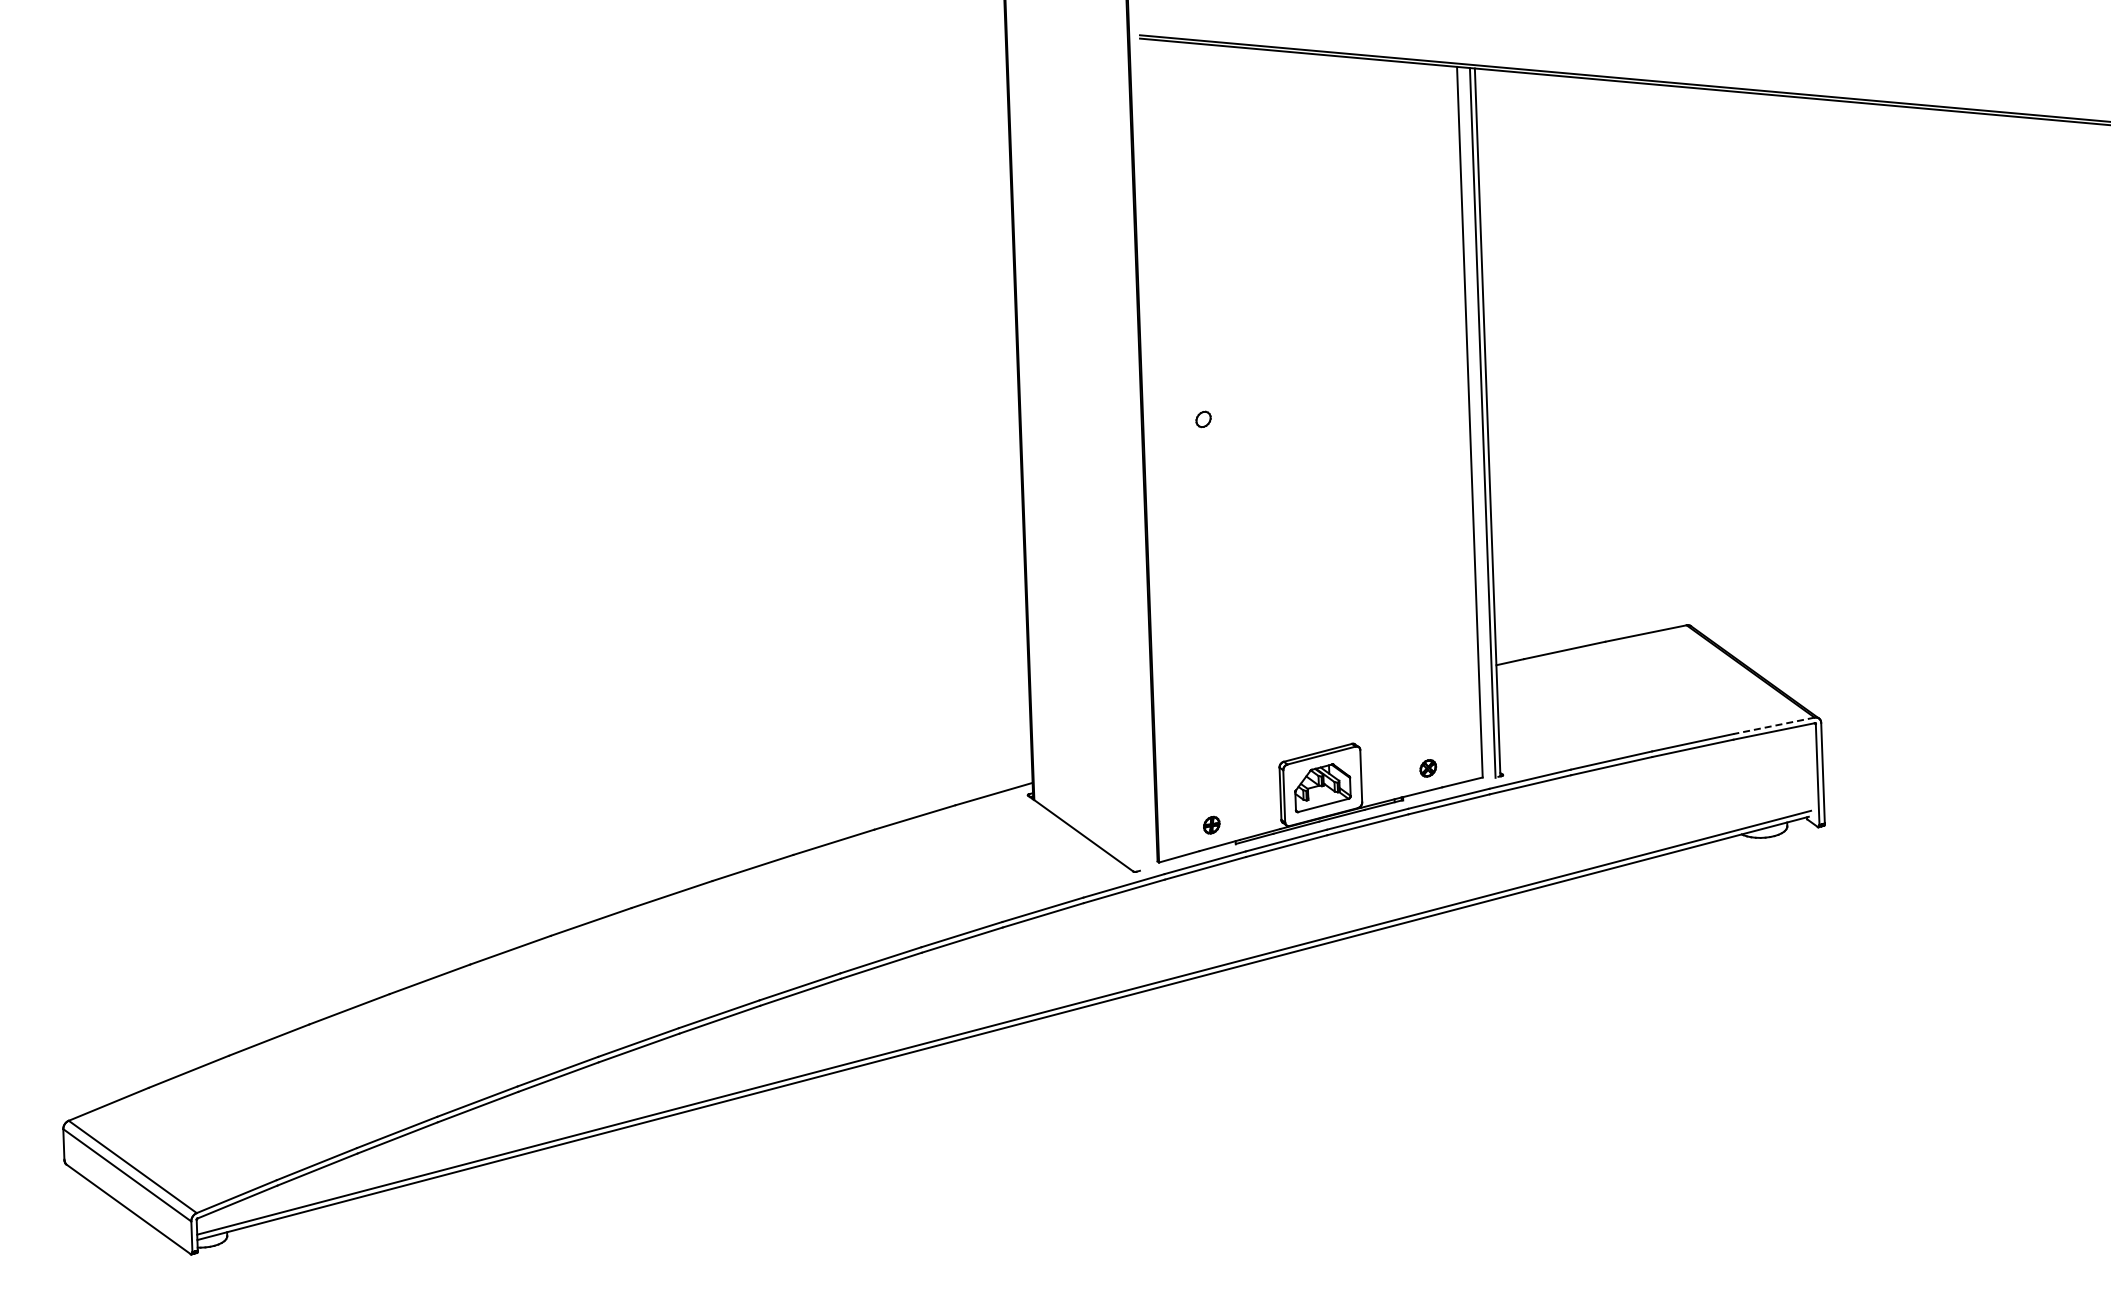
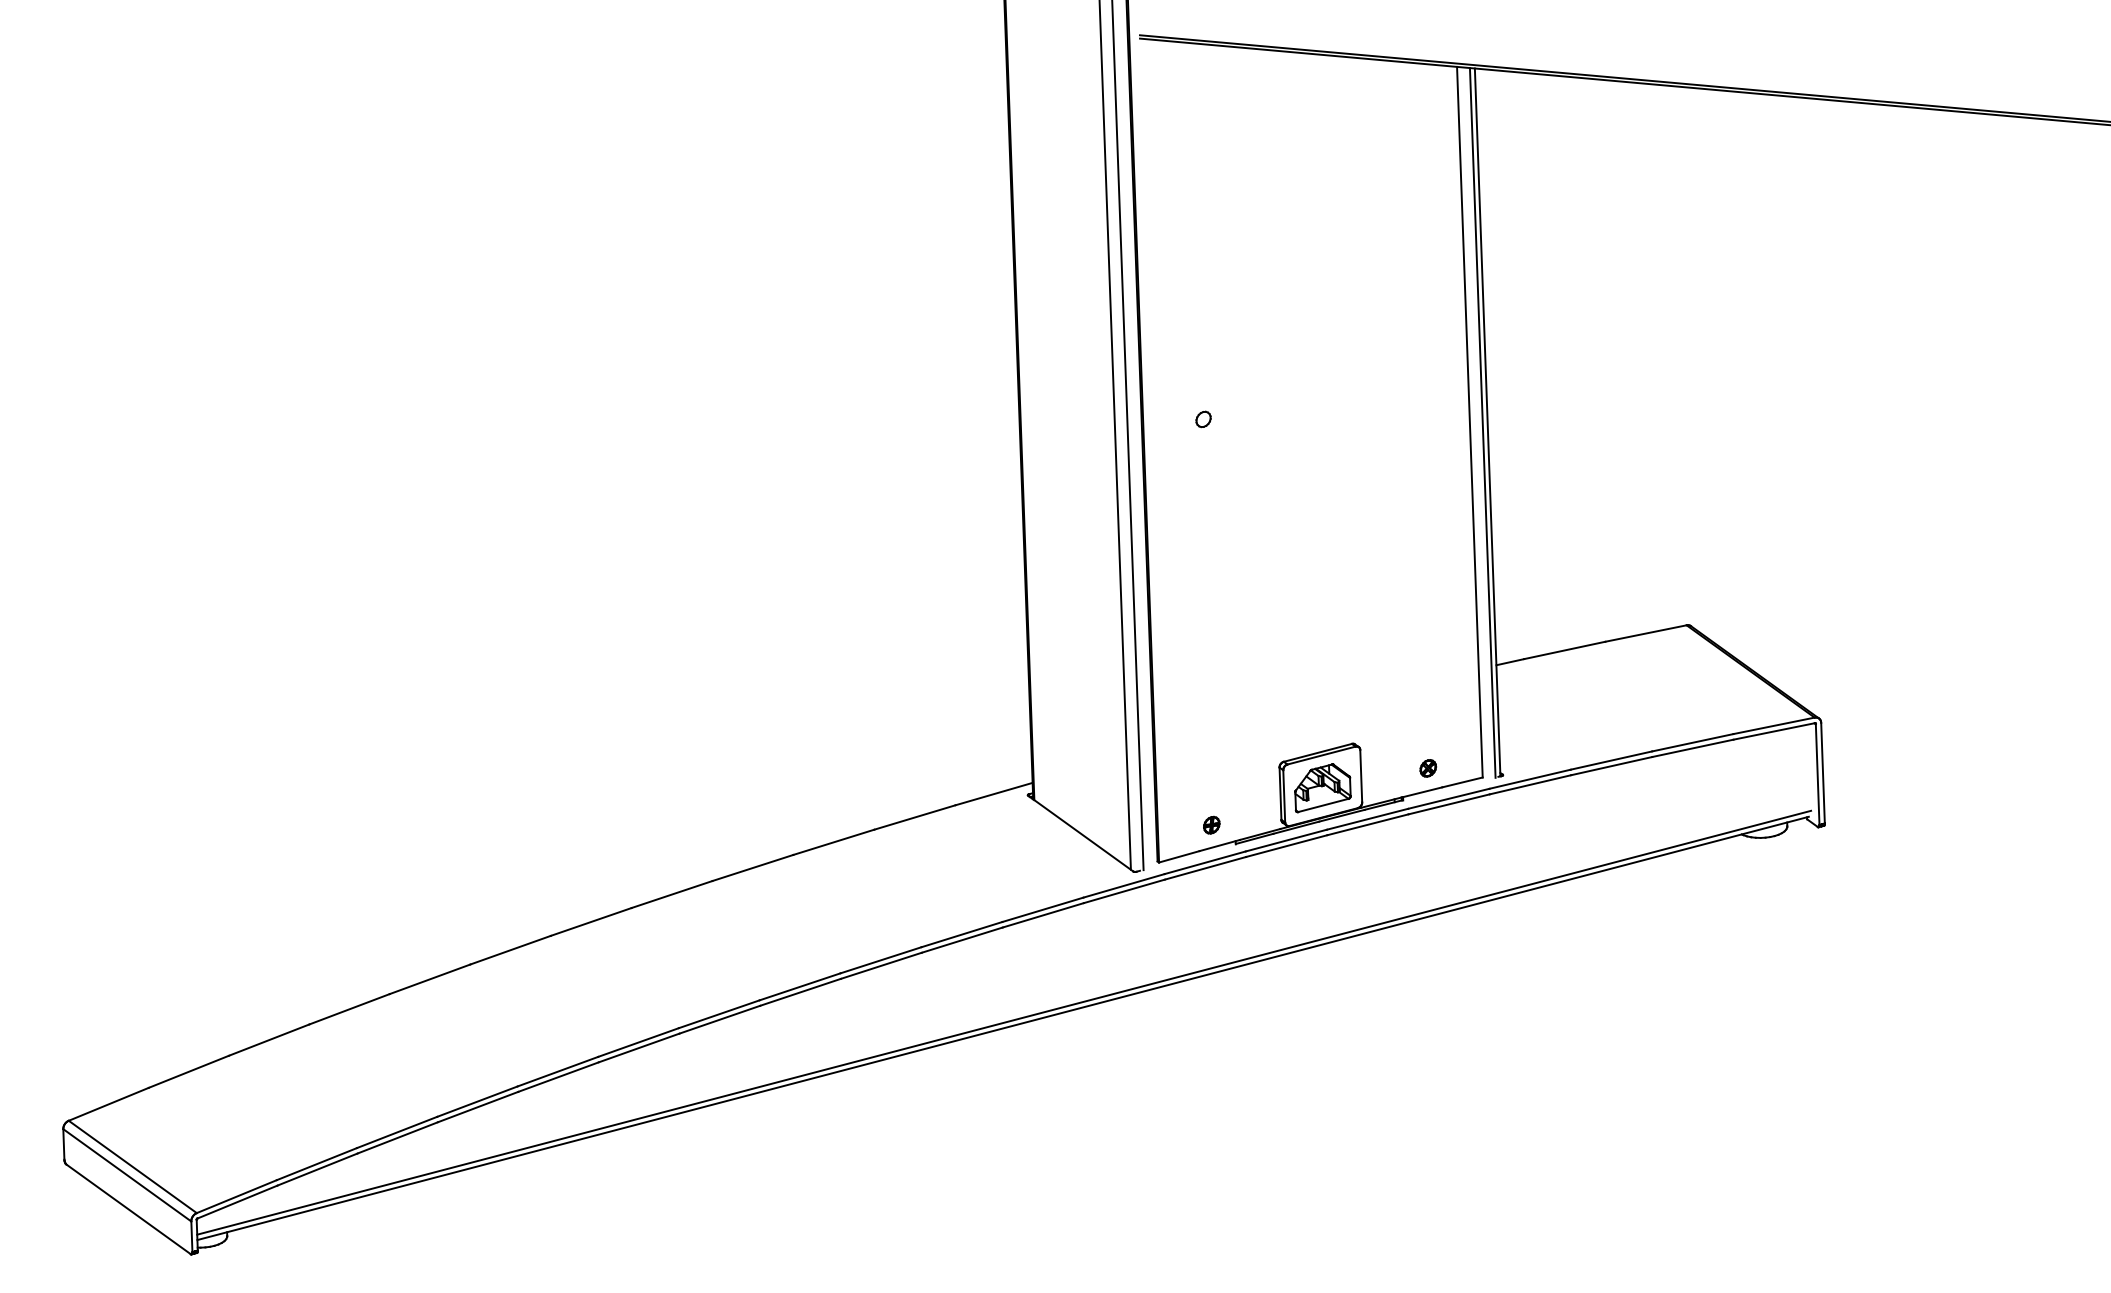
line: none -> present (1114, 435)
line: none -> present (1127, 436)
line: dashed -> solid (1773, 725)
